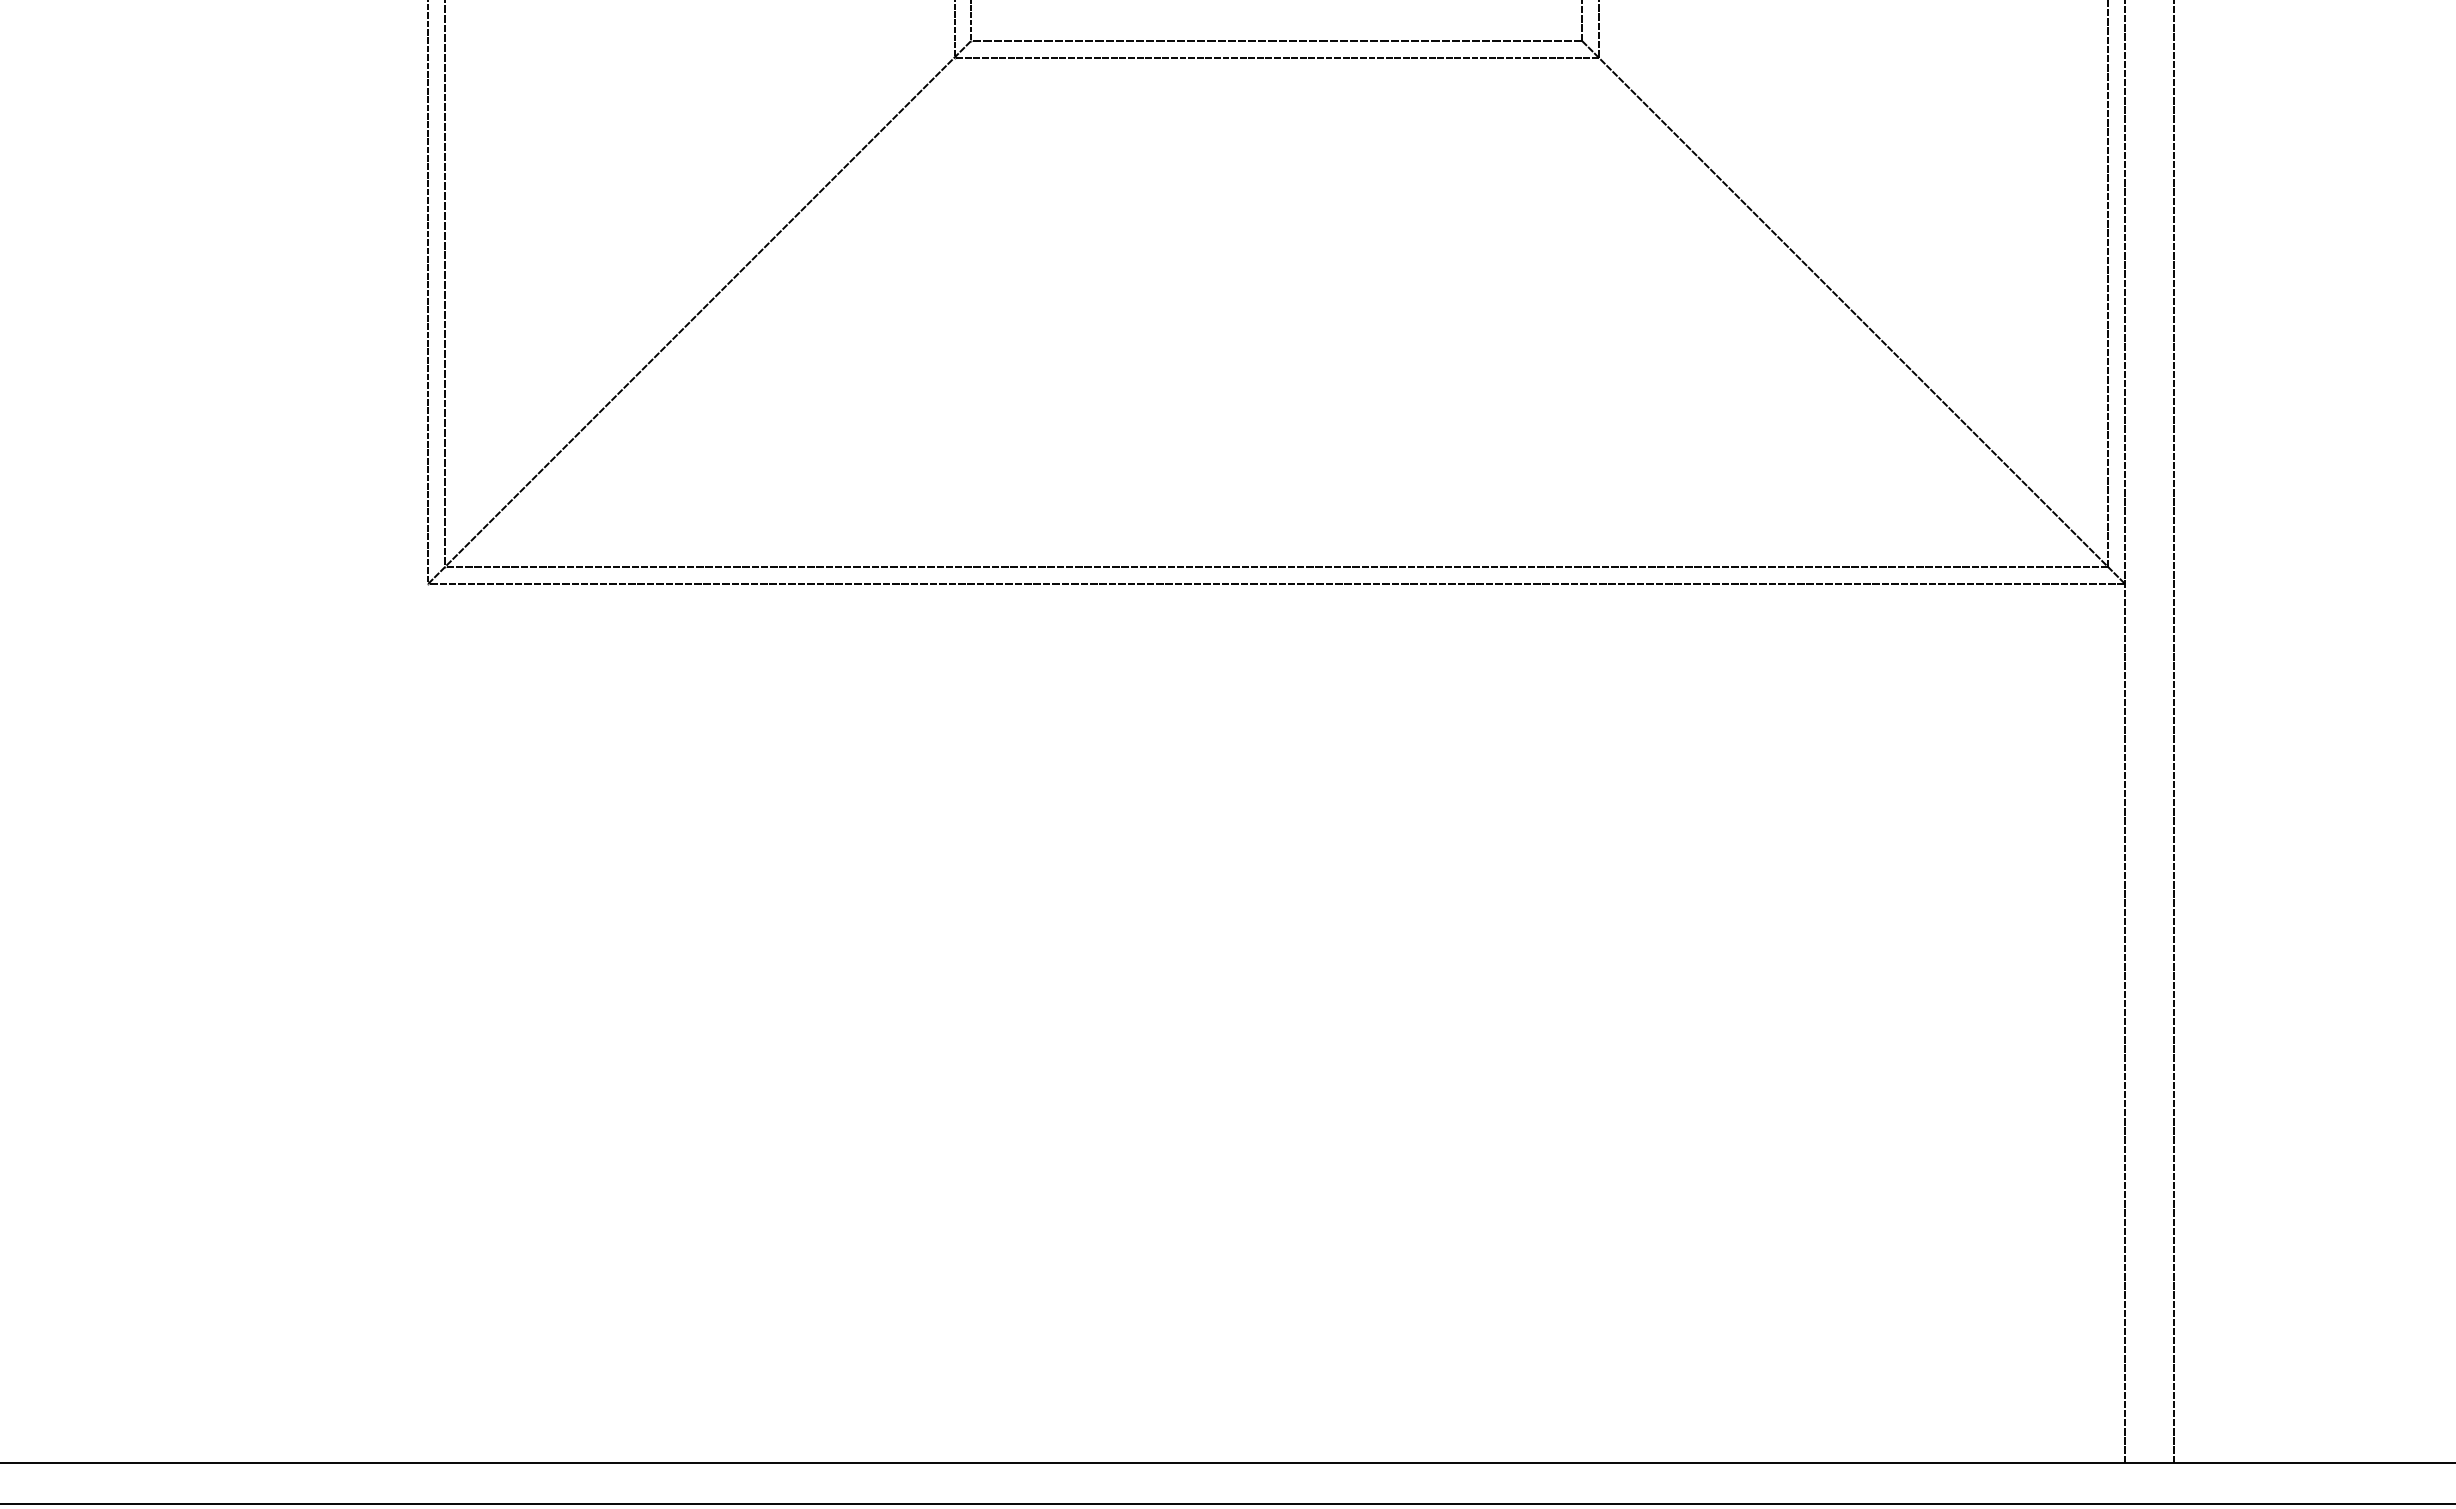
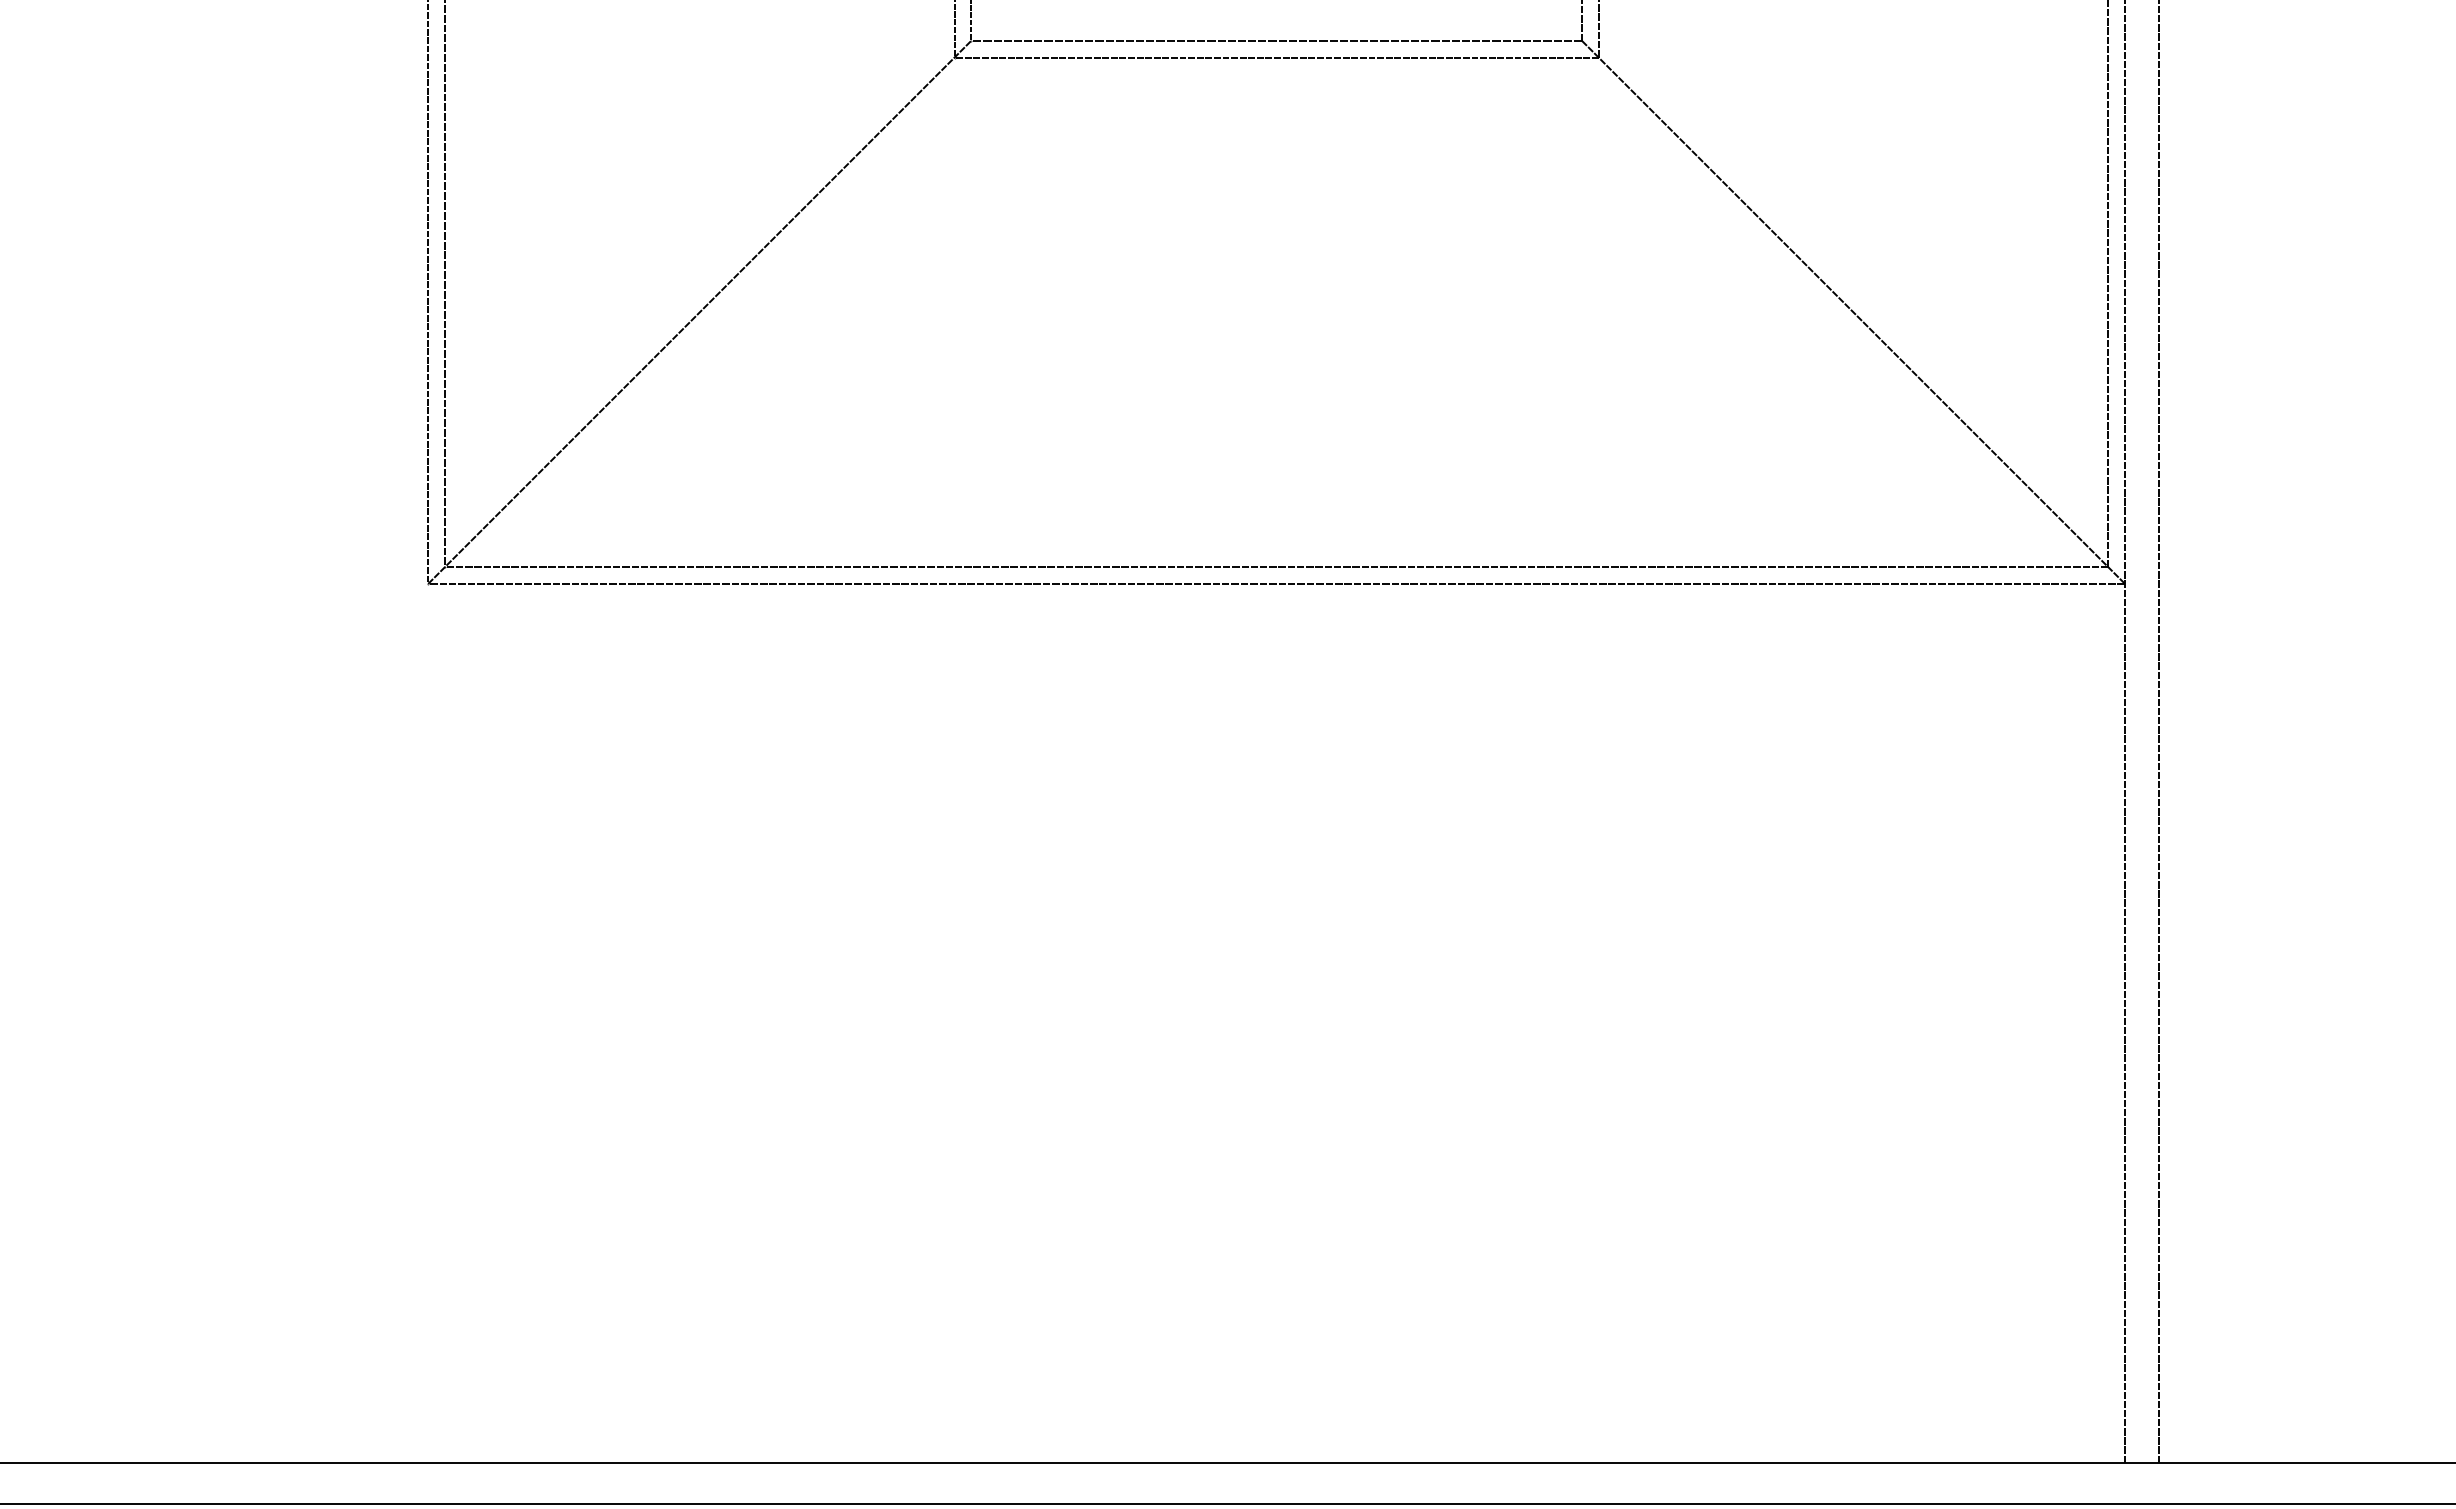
line position: (2173, 732) -> (2158, 732) (2158, 732)
